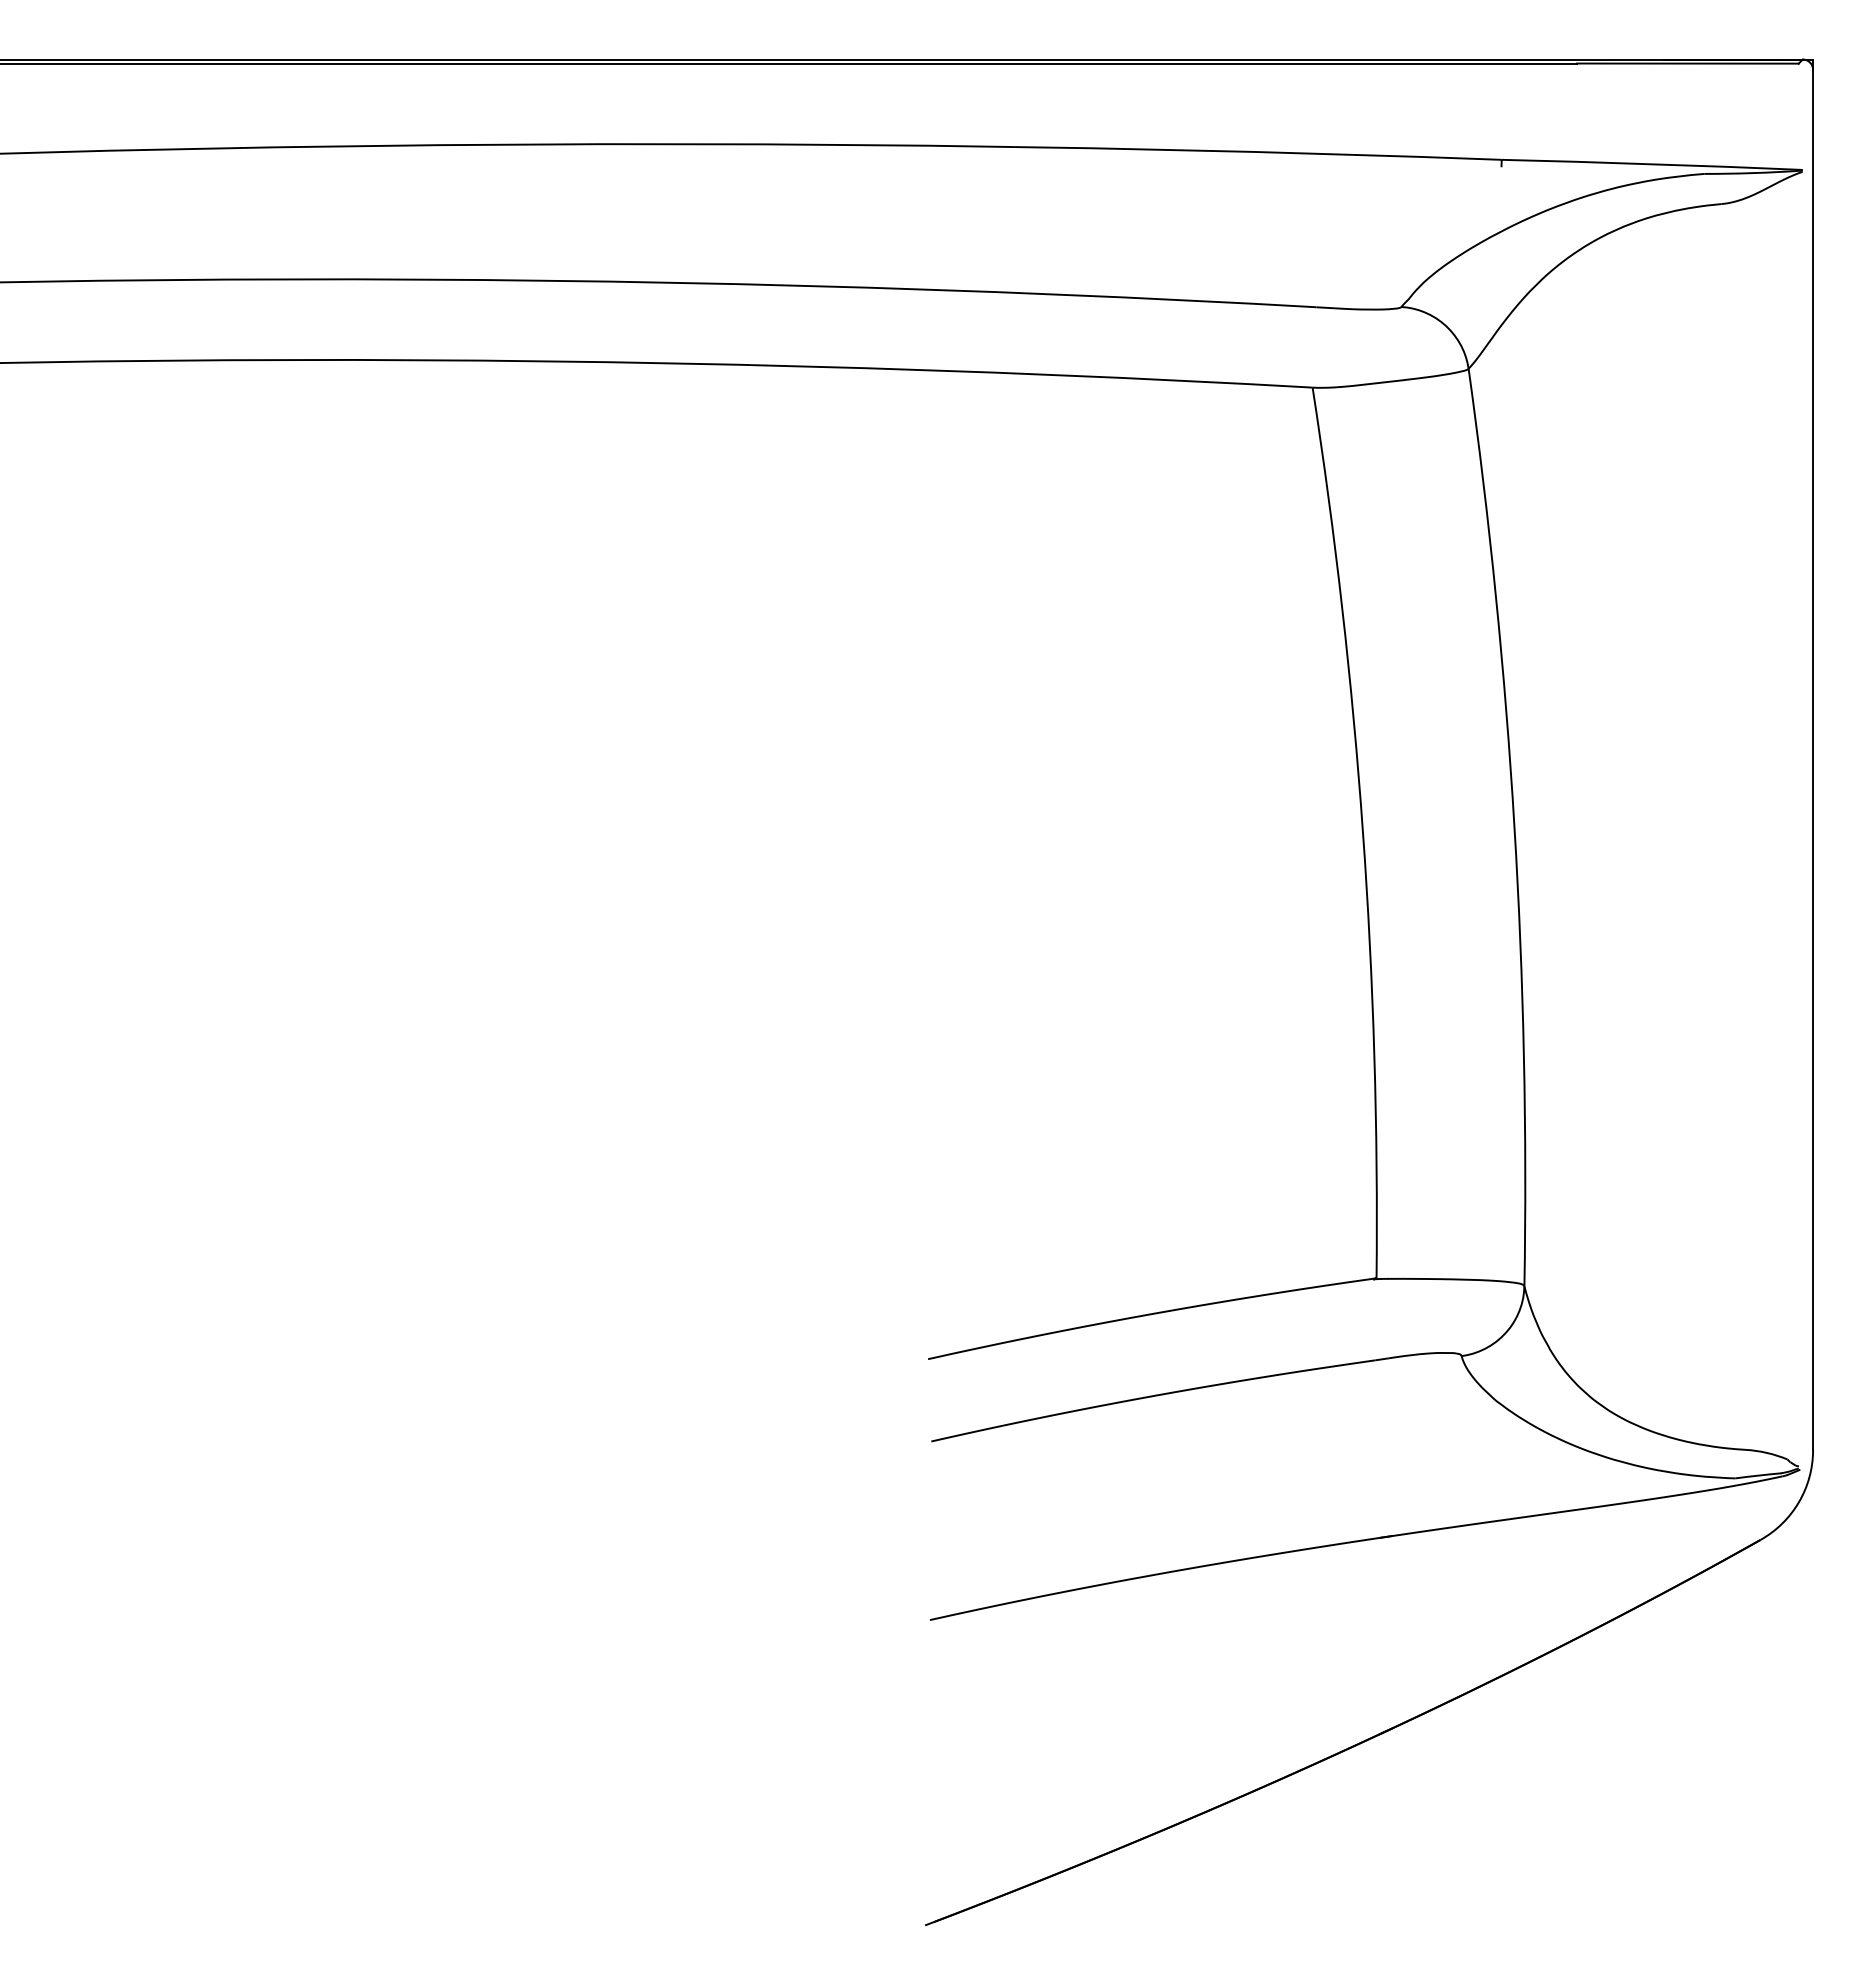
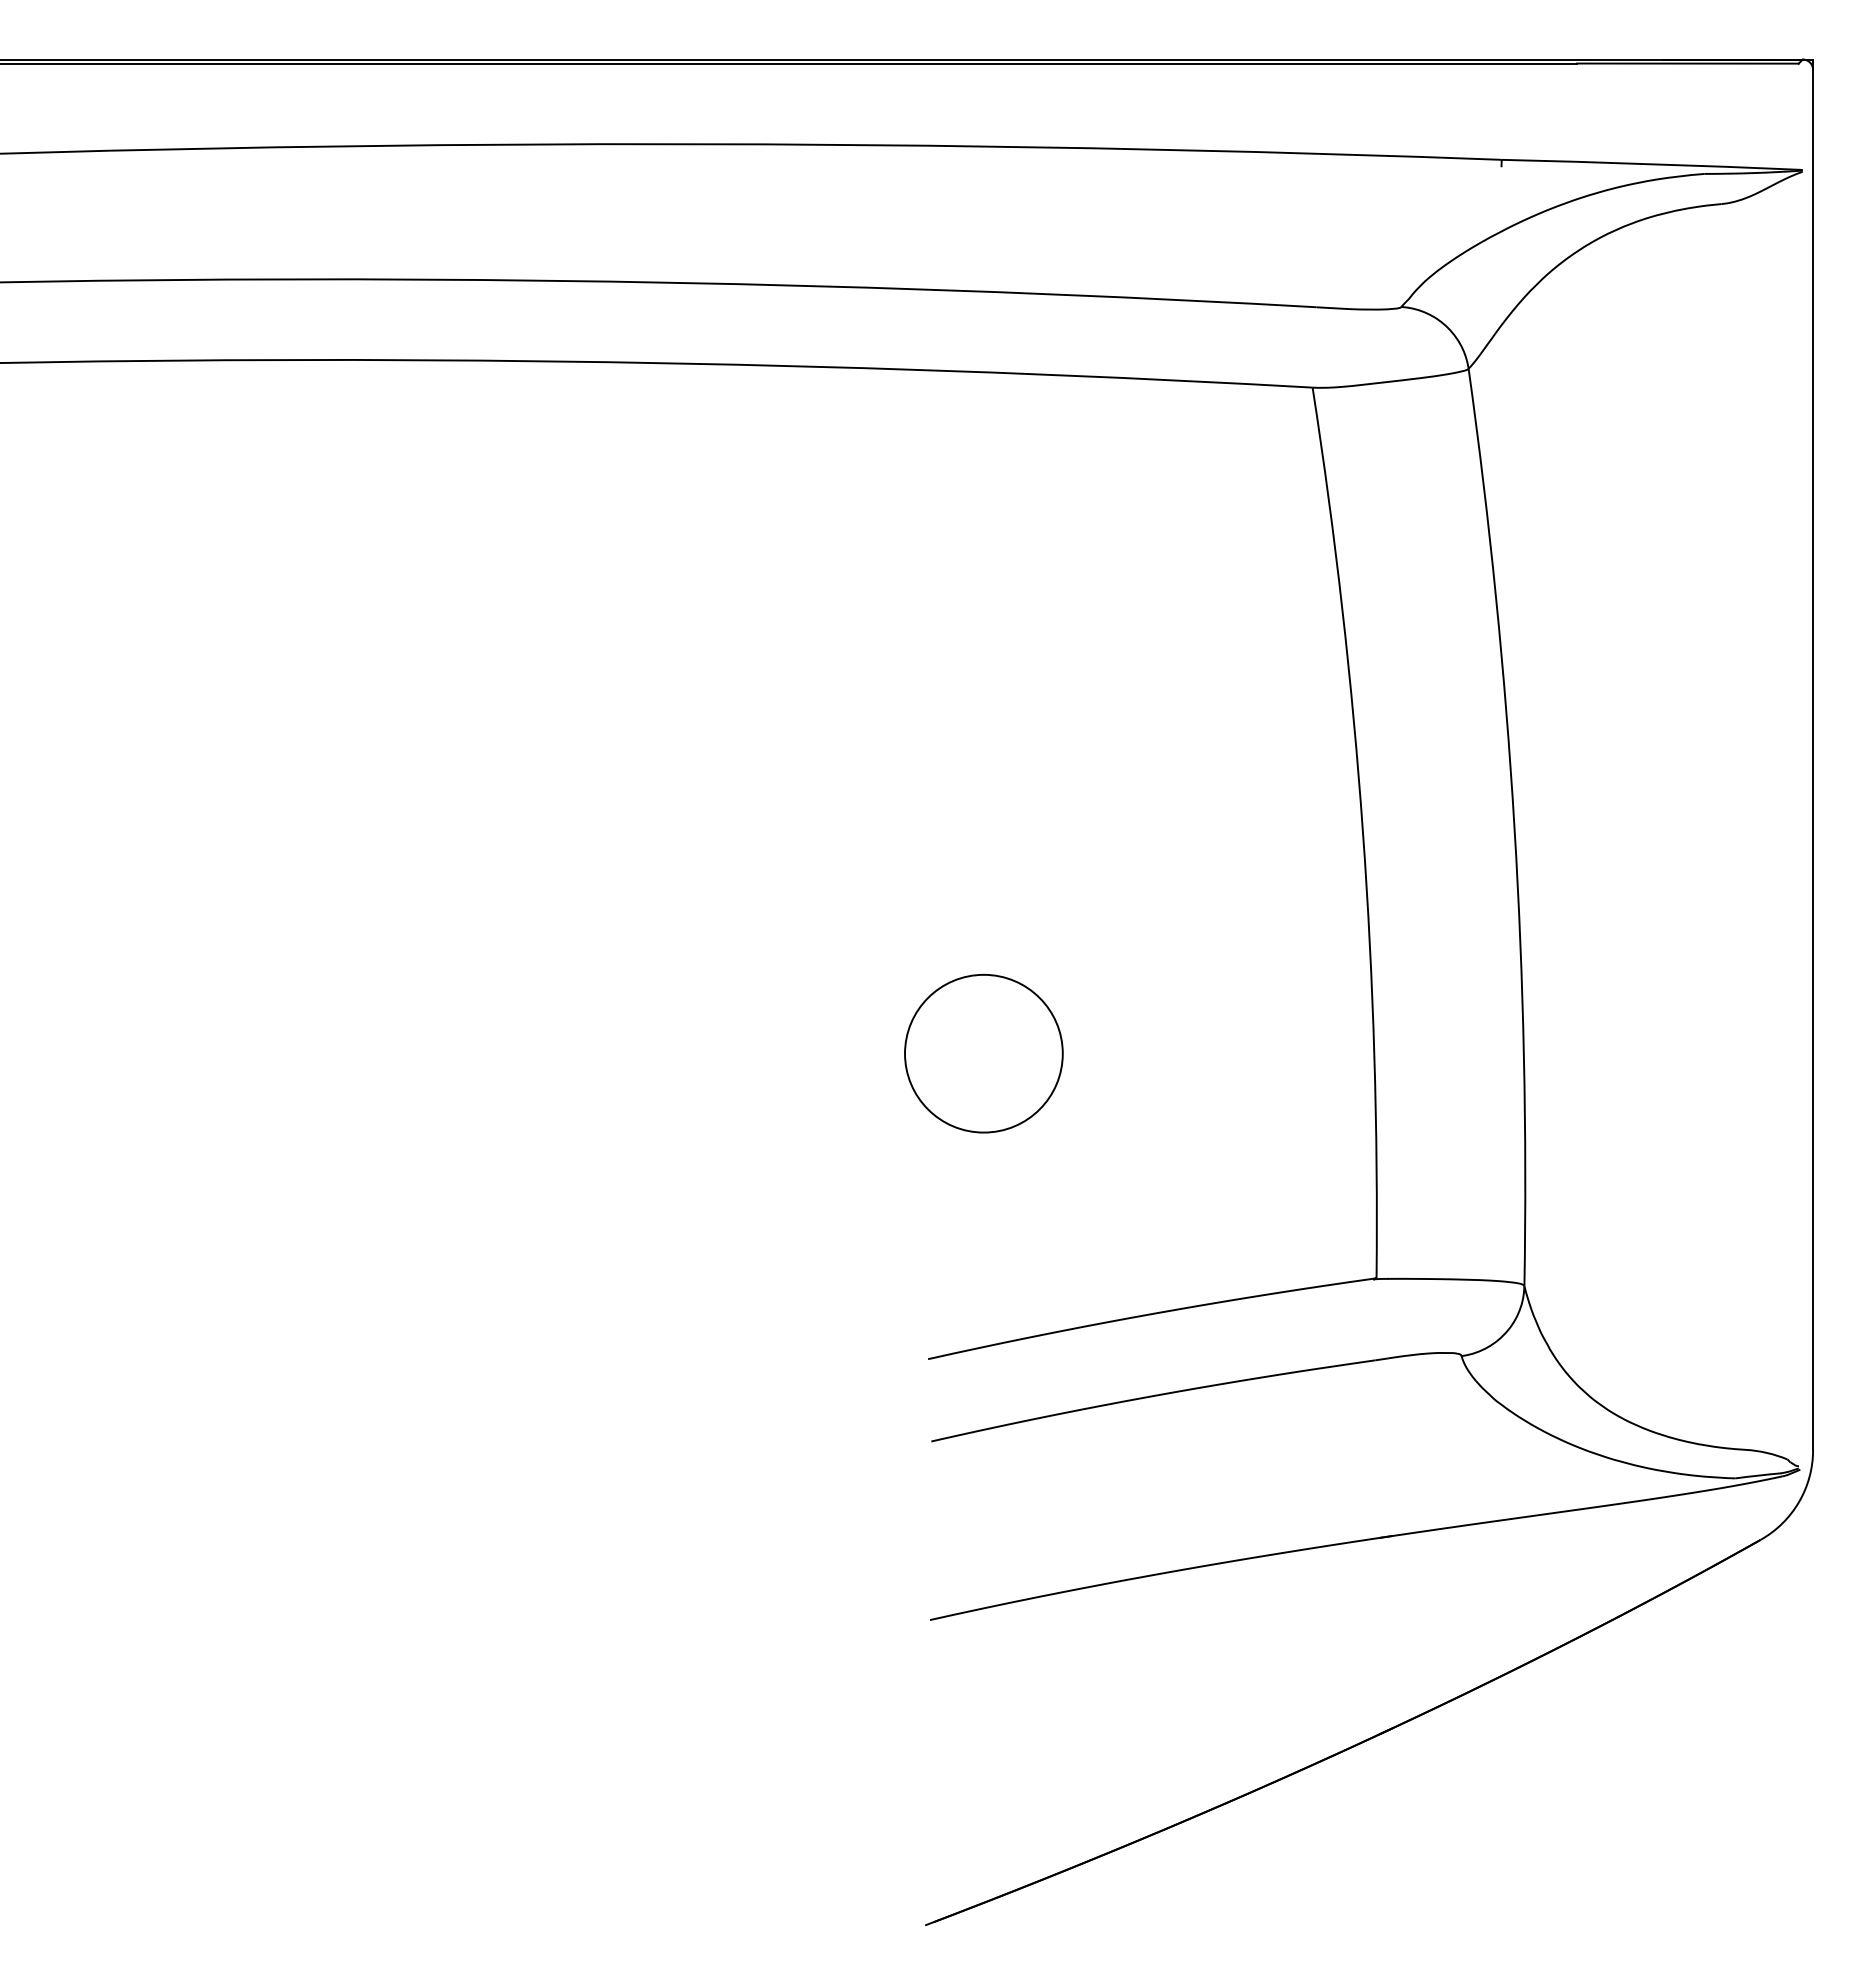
part: none -> present (983, 1053)
